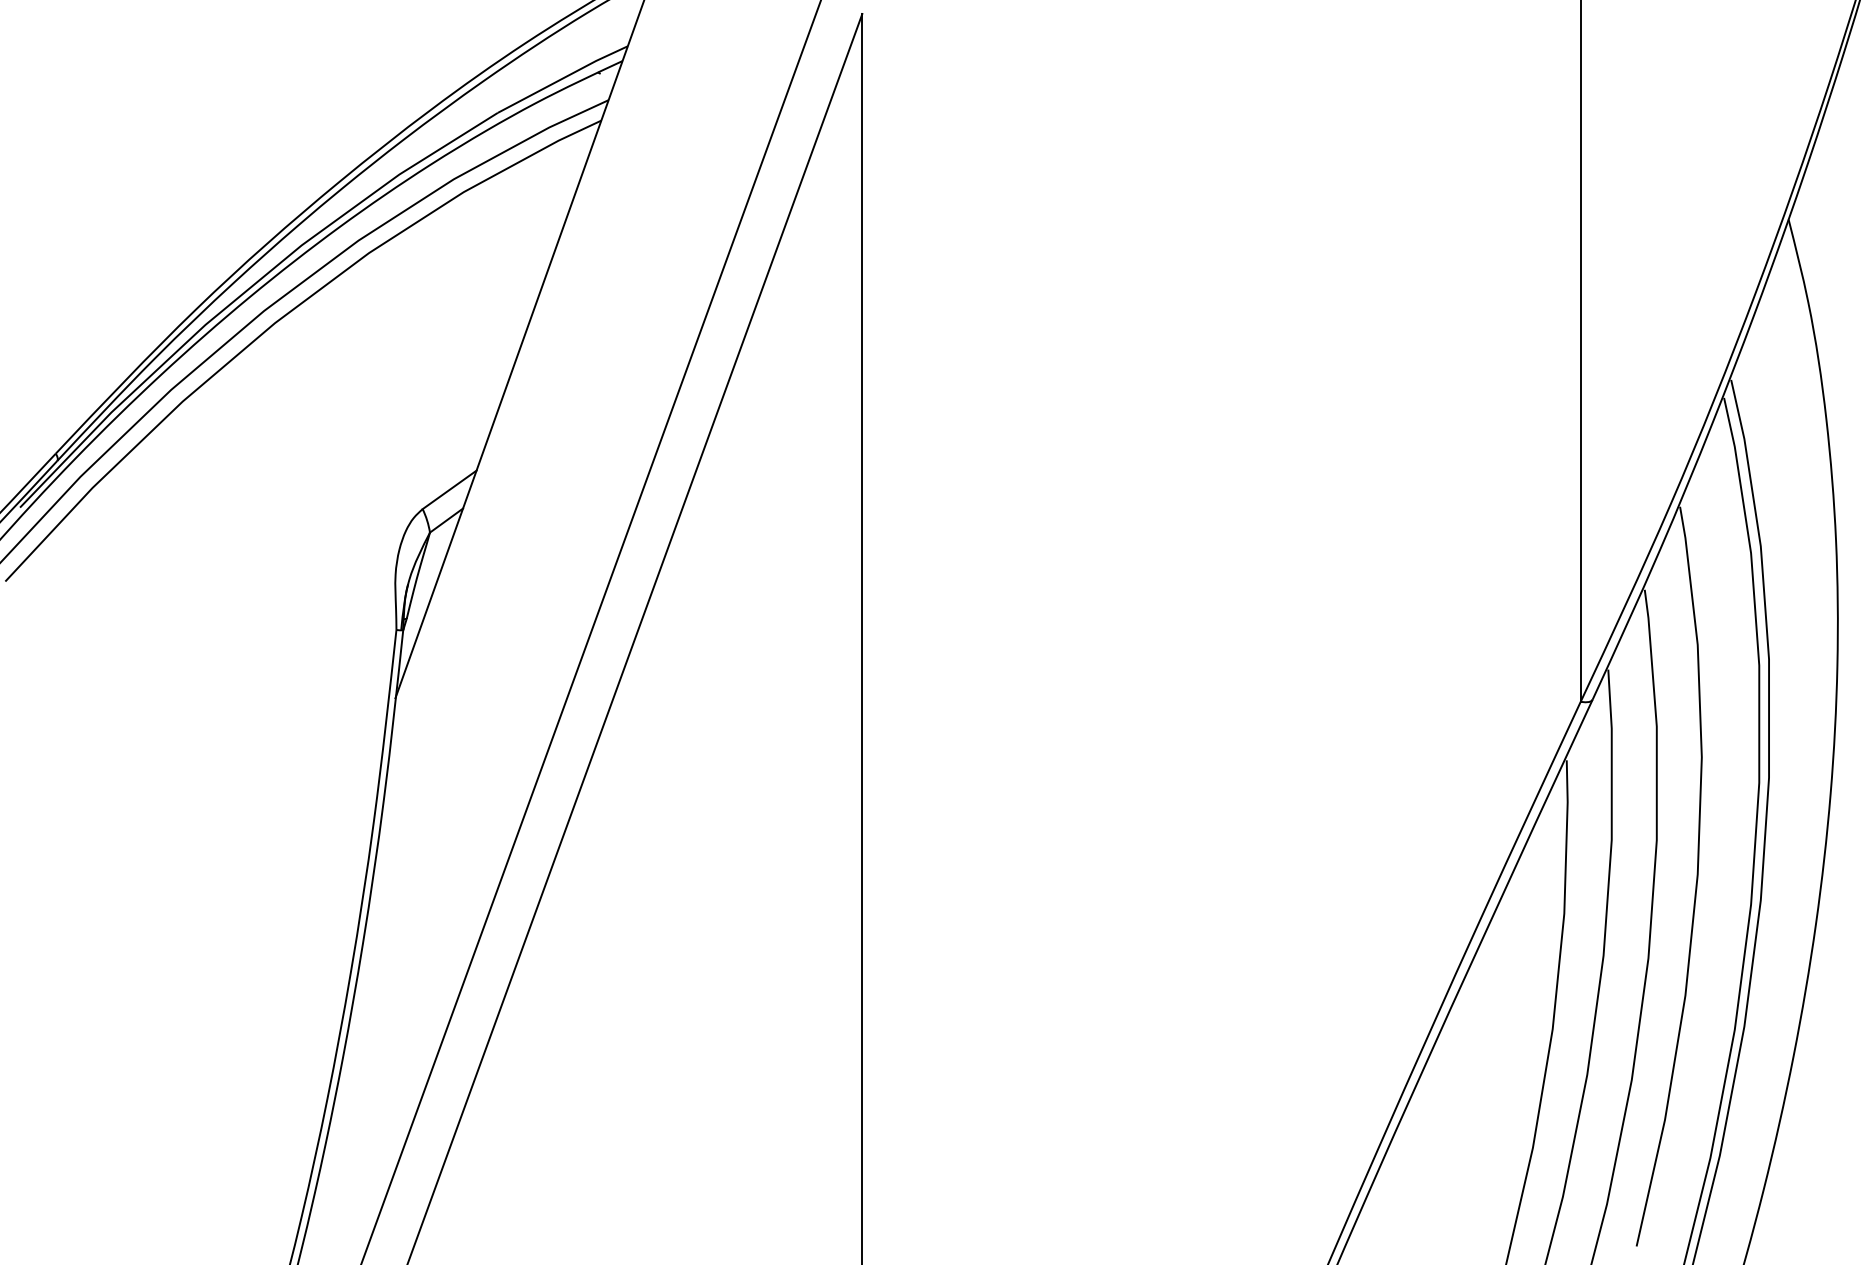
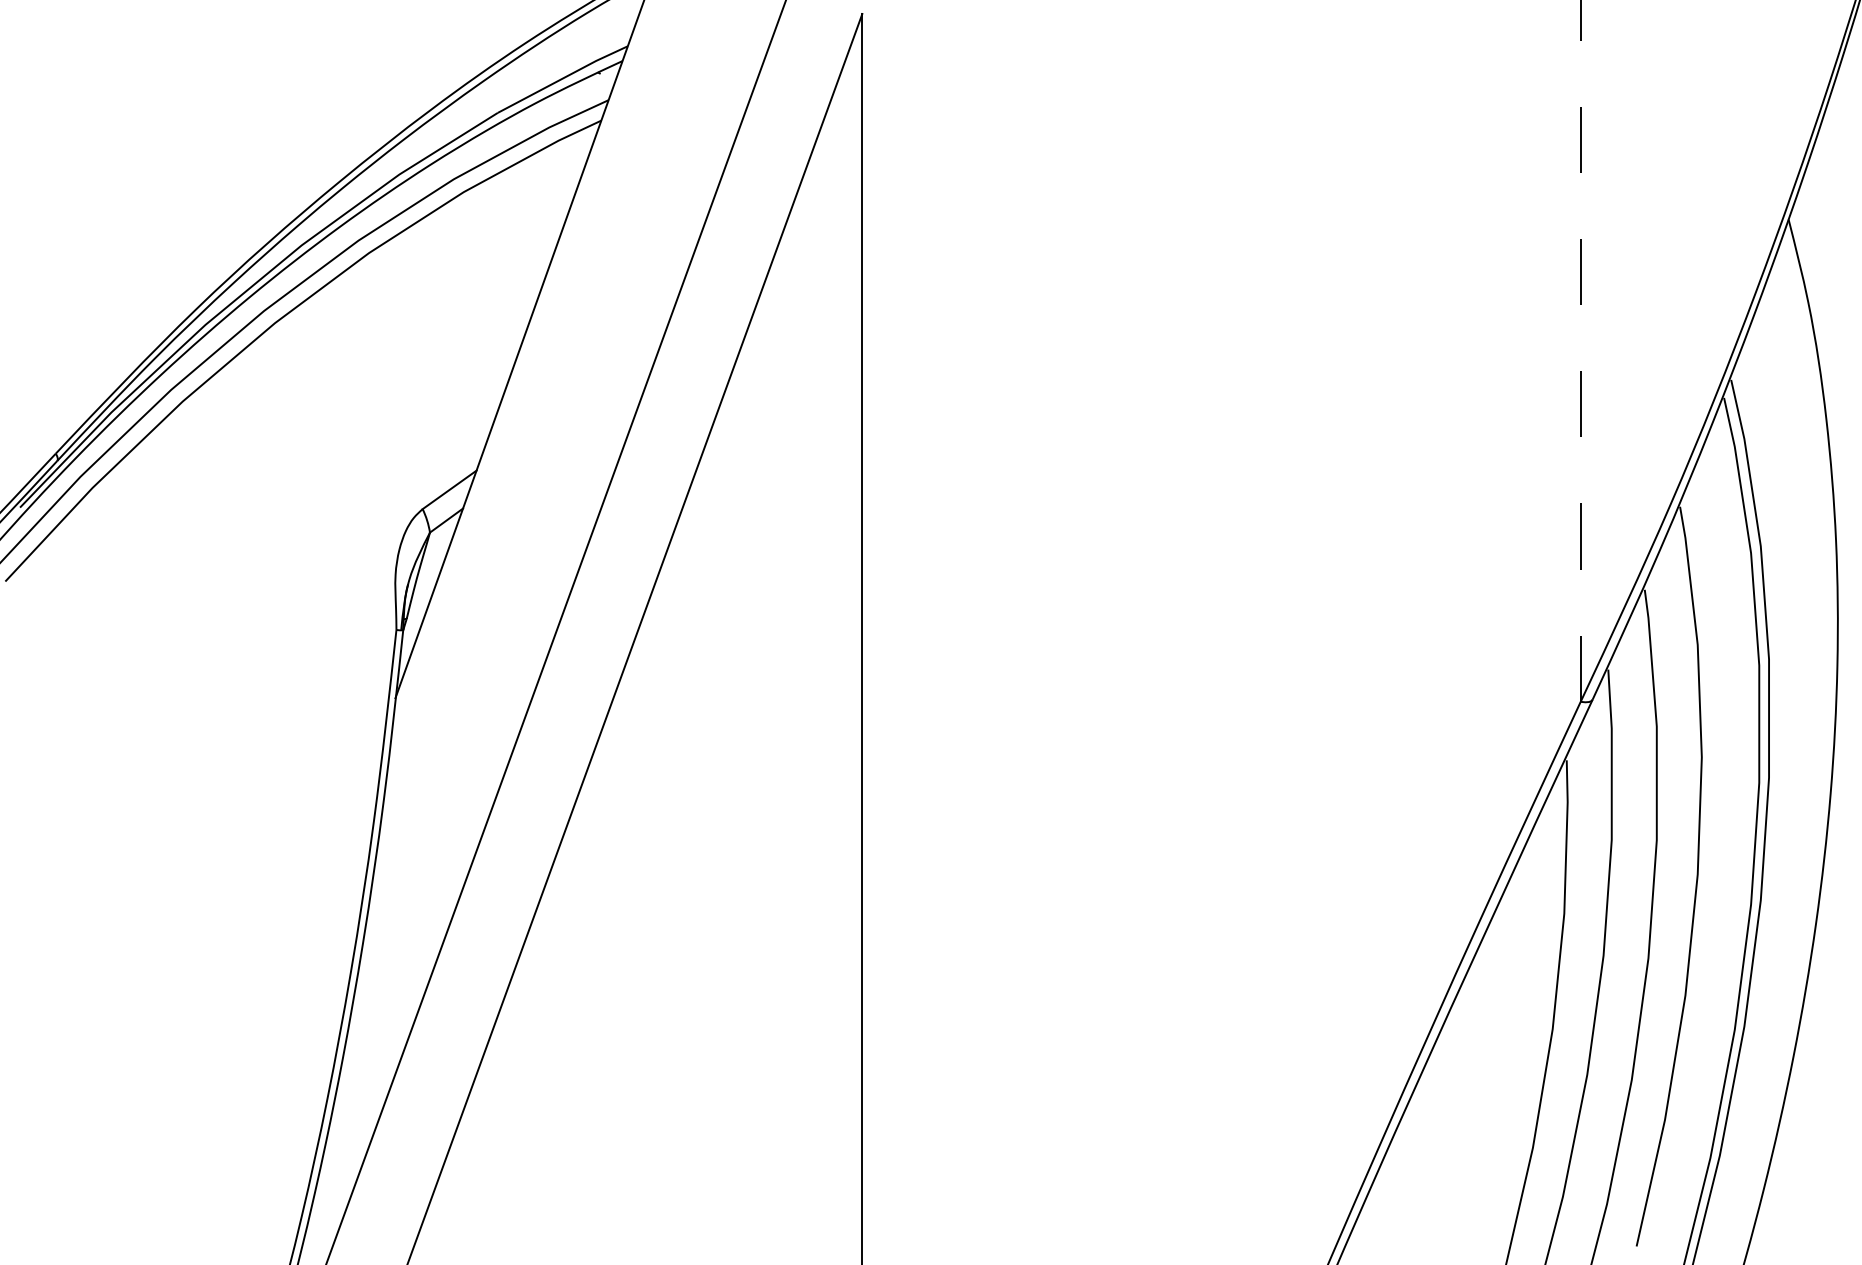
line: solid -> dashed (1580, 350)
line position: (591, 631) -> (556, 631) (556, 631)
